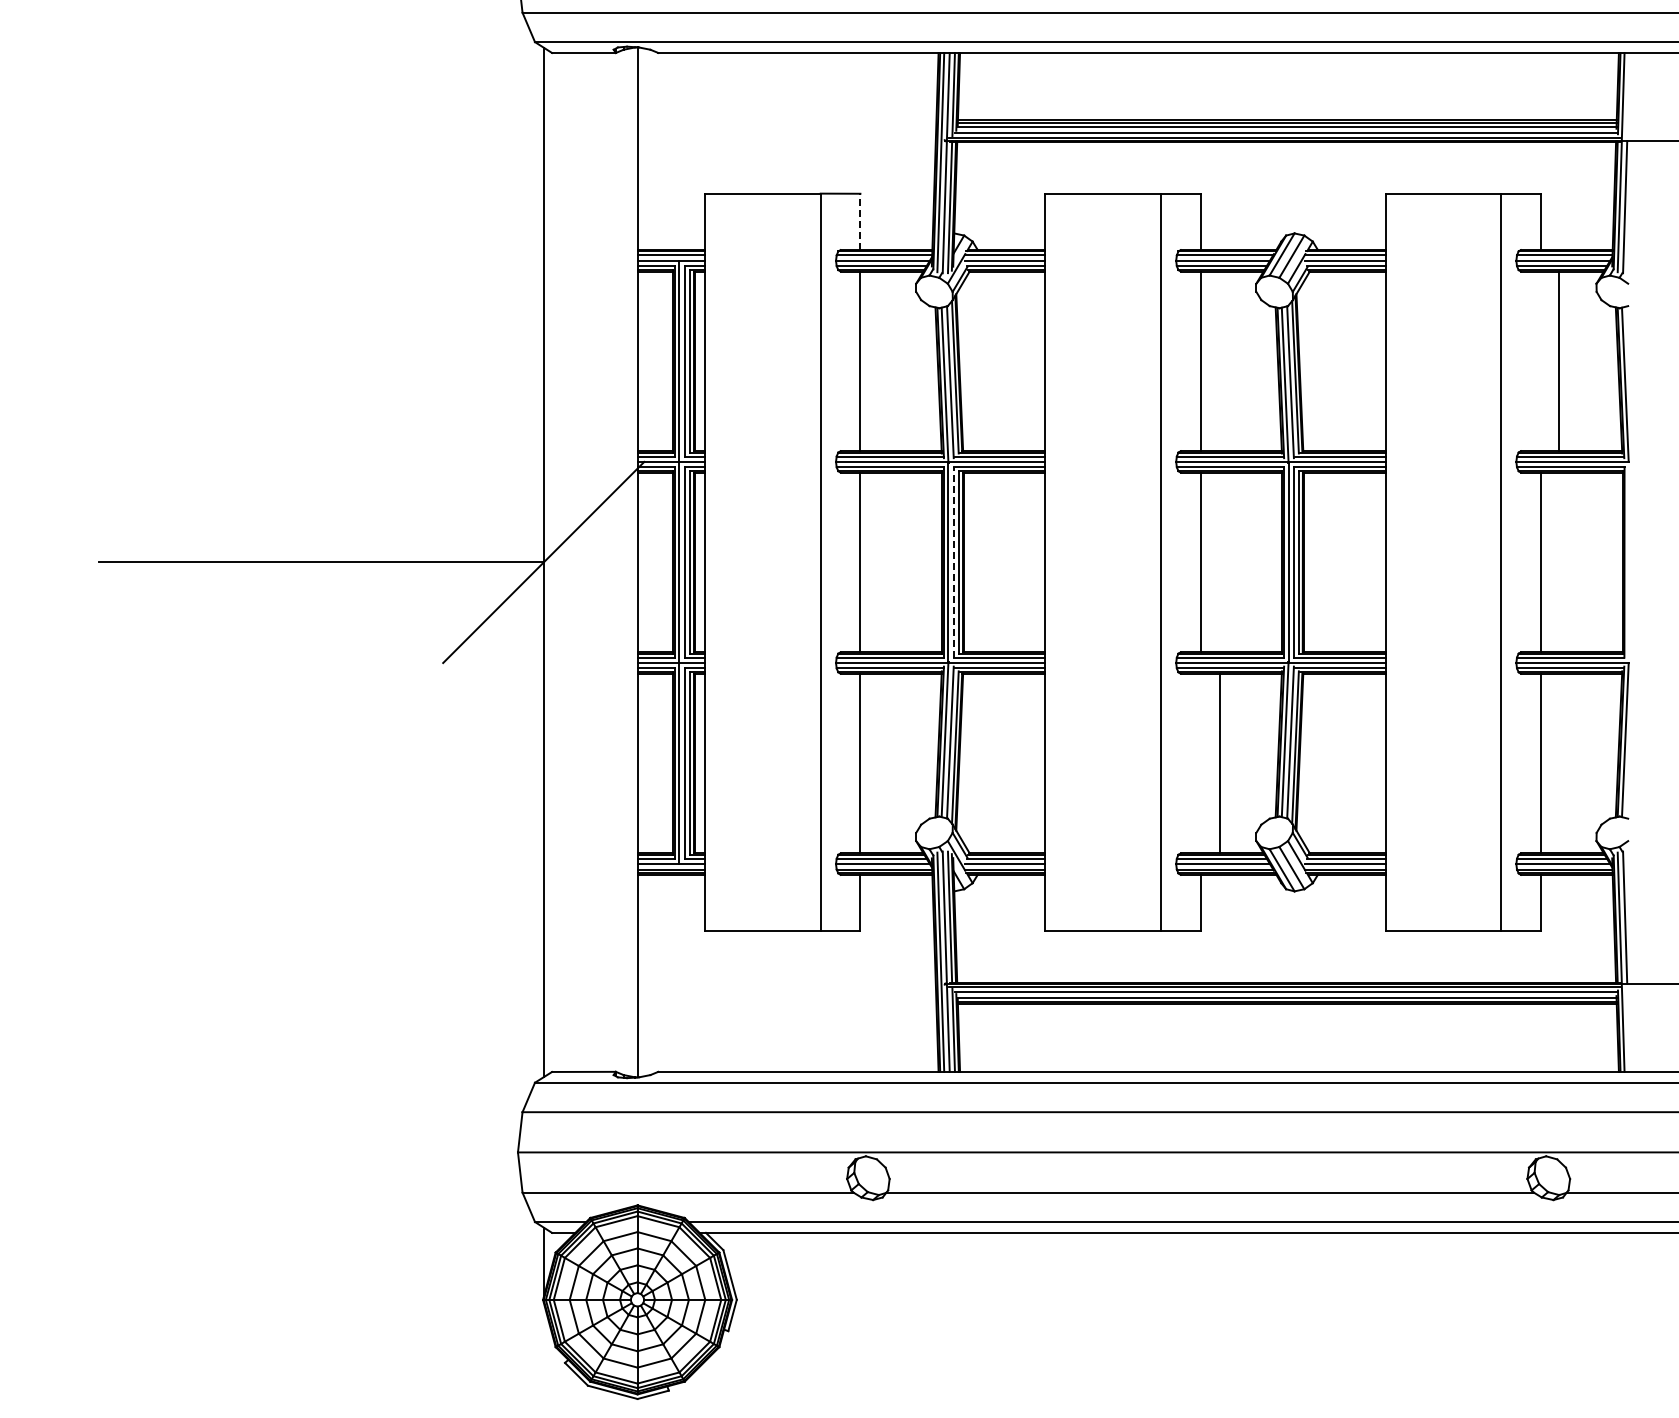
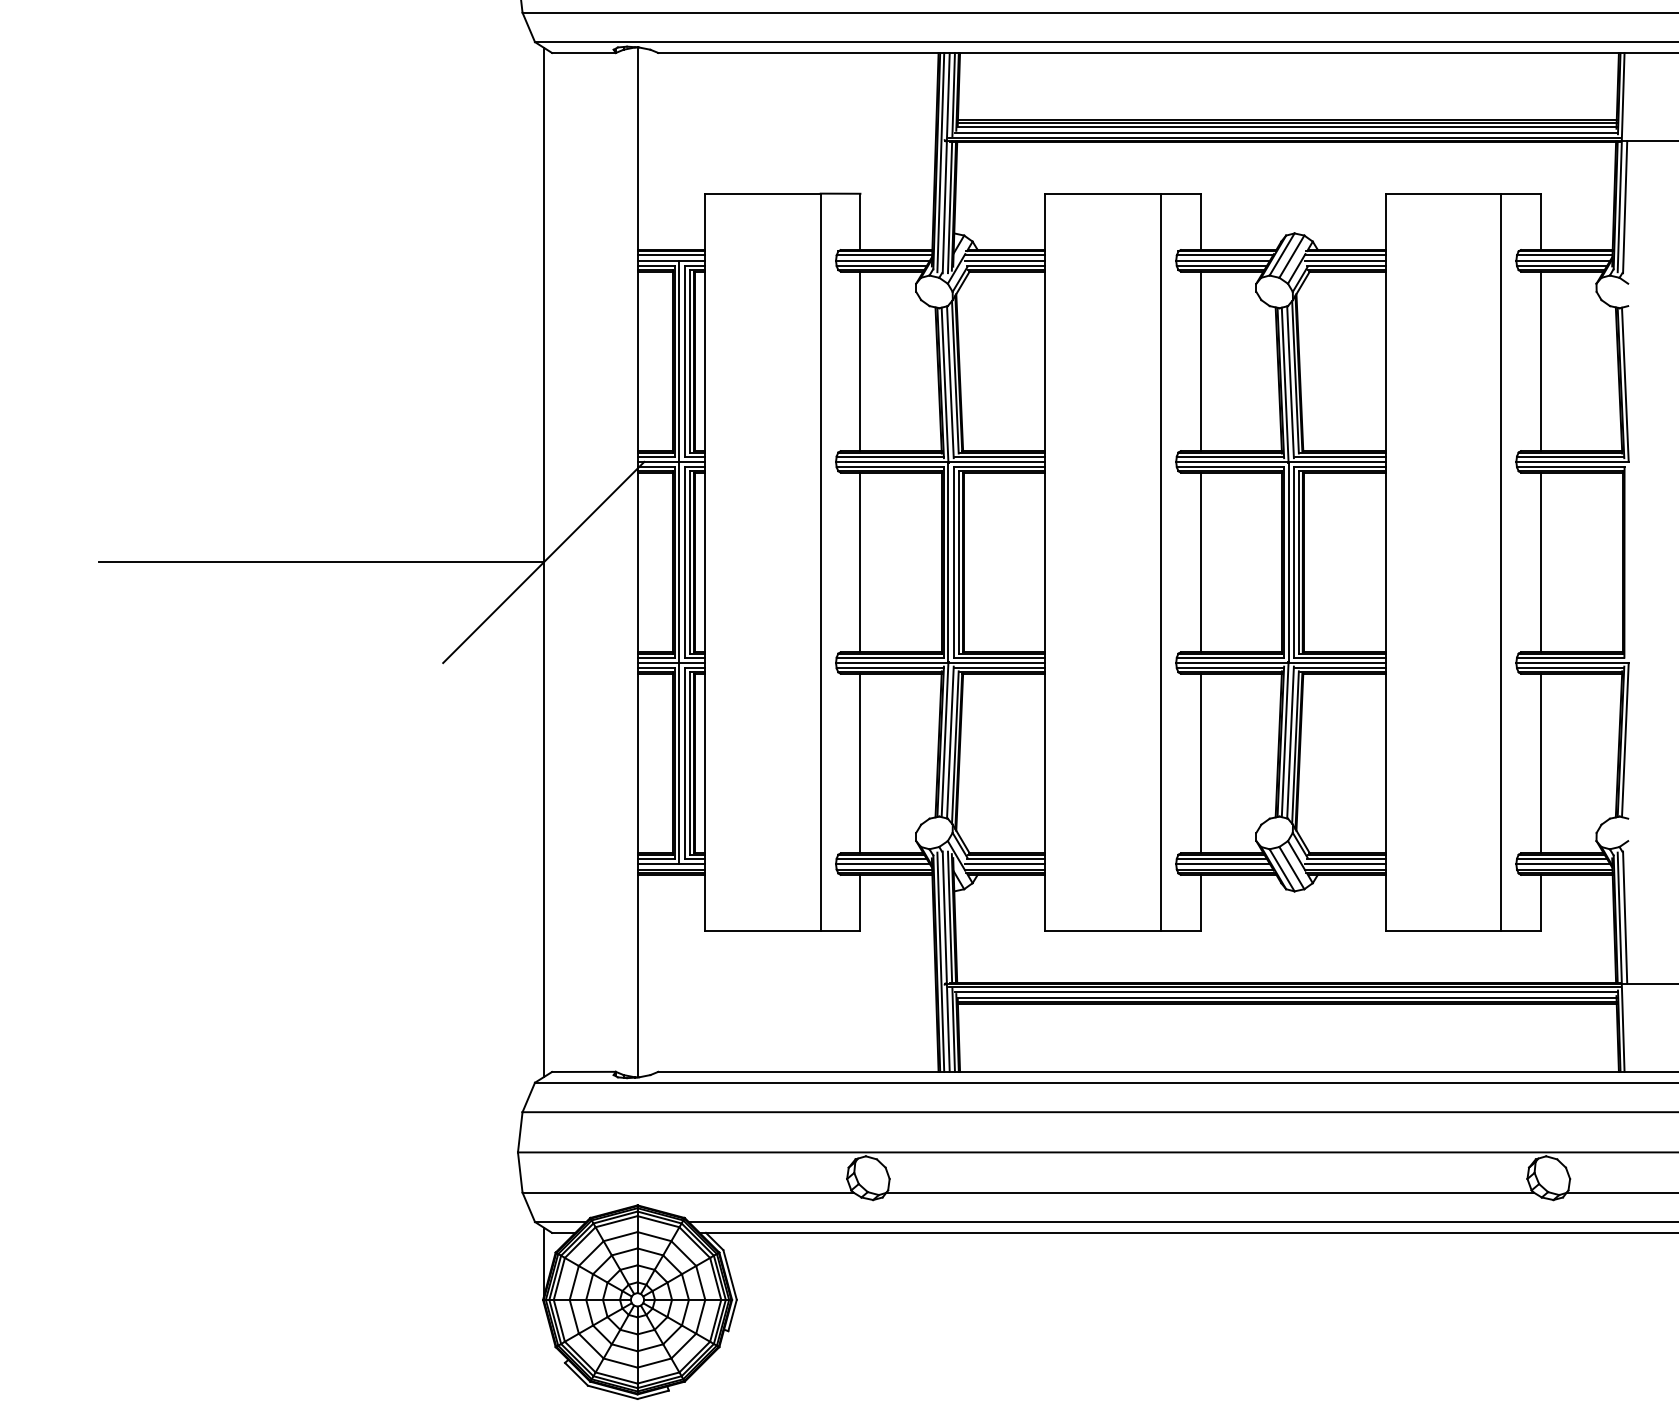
line: dashed -> solid (860, 221)
line position: (1558, 361) -> (1540, 361) (1540, 361)
line: dashed -> solid (953, 561)
line position: (1219, 763) -> (1200, 763) (1200, 763)
